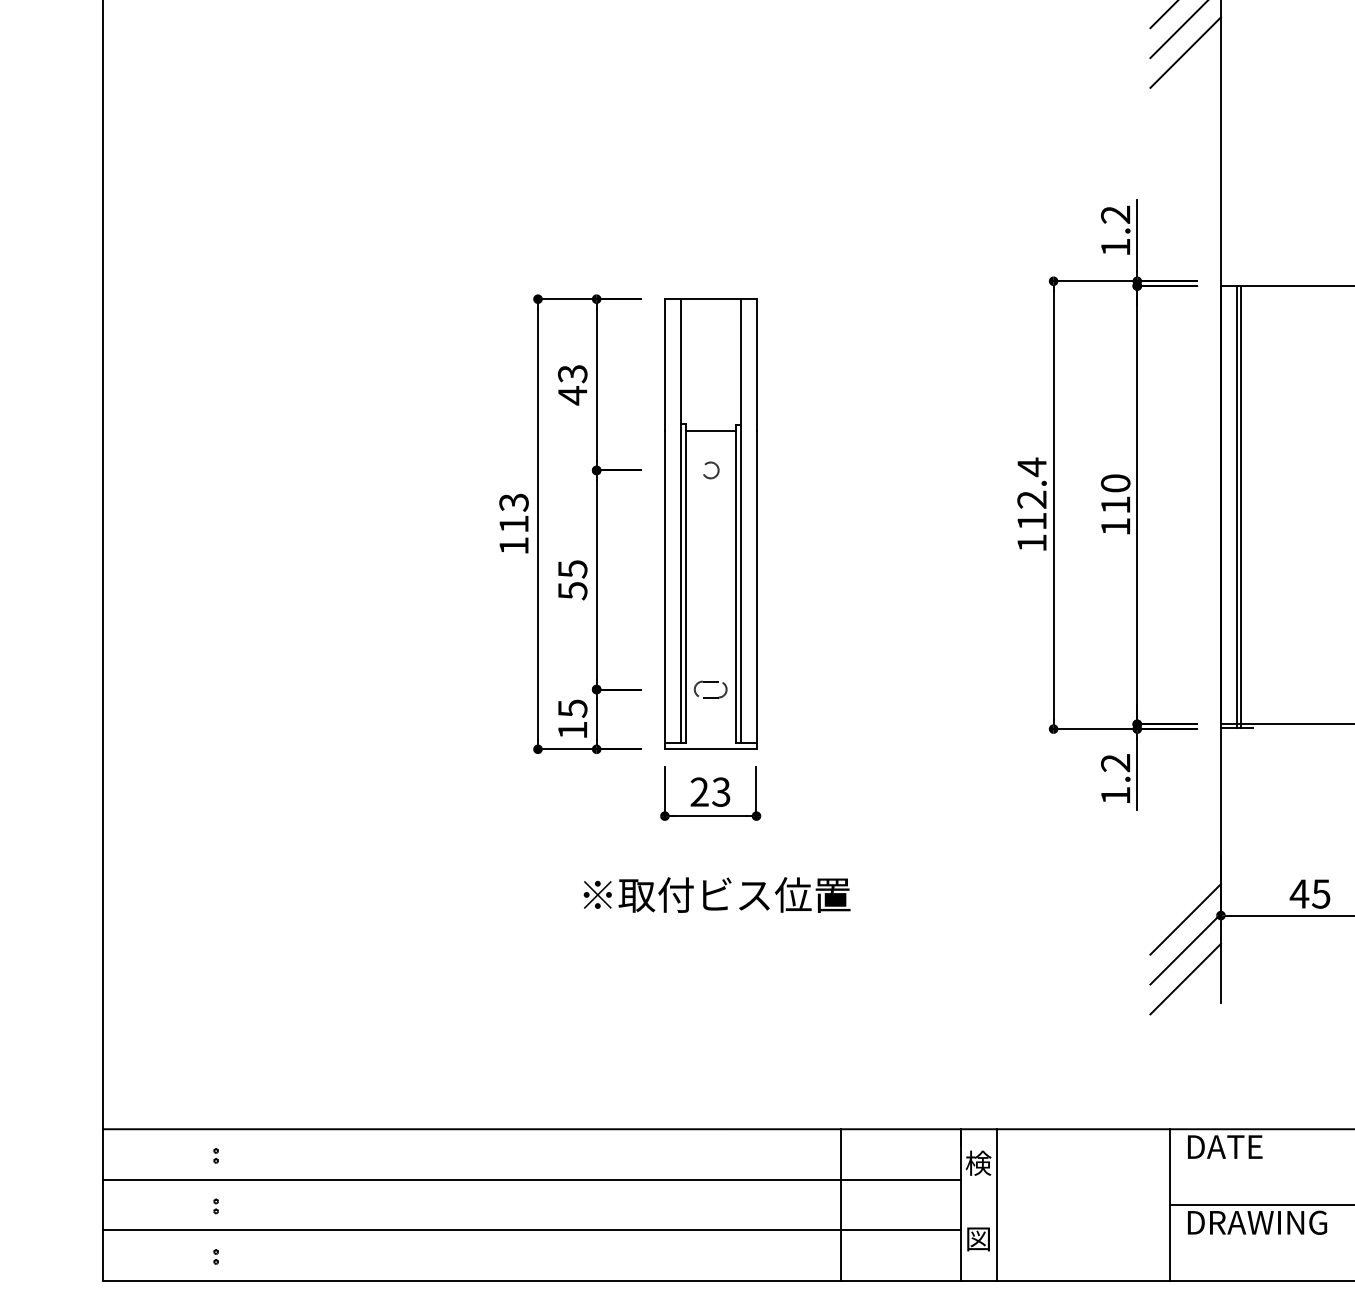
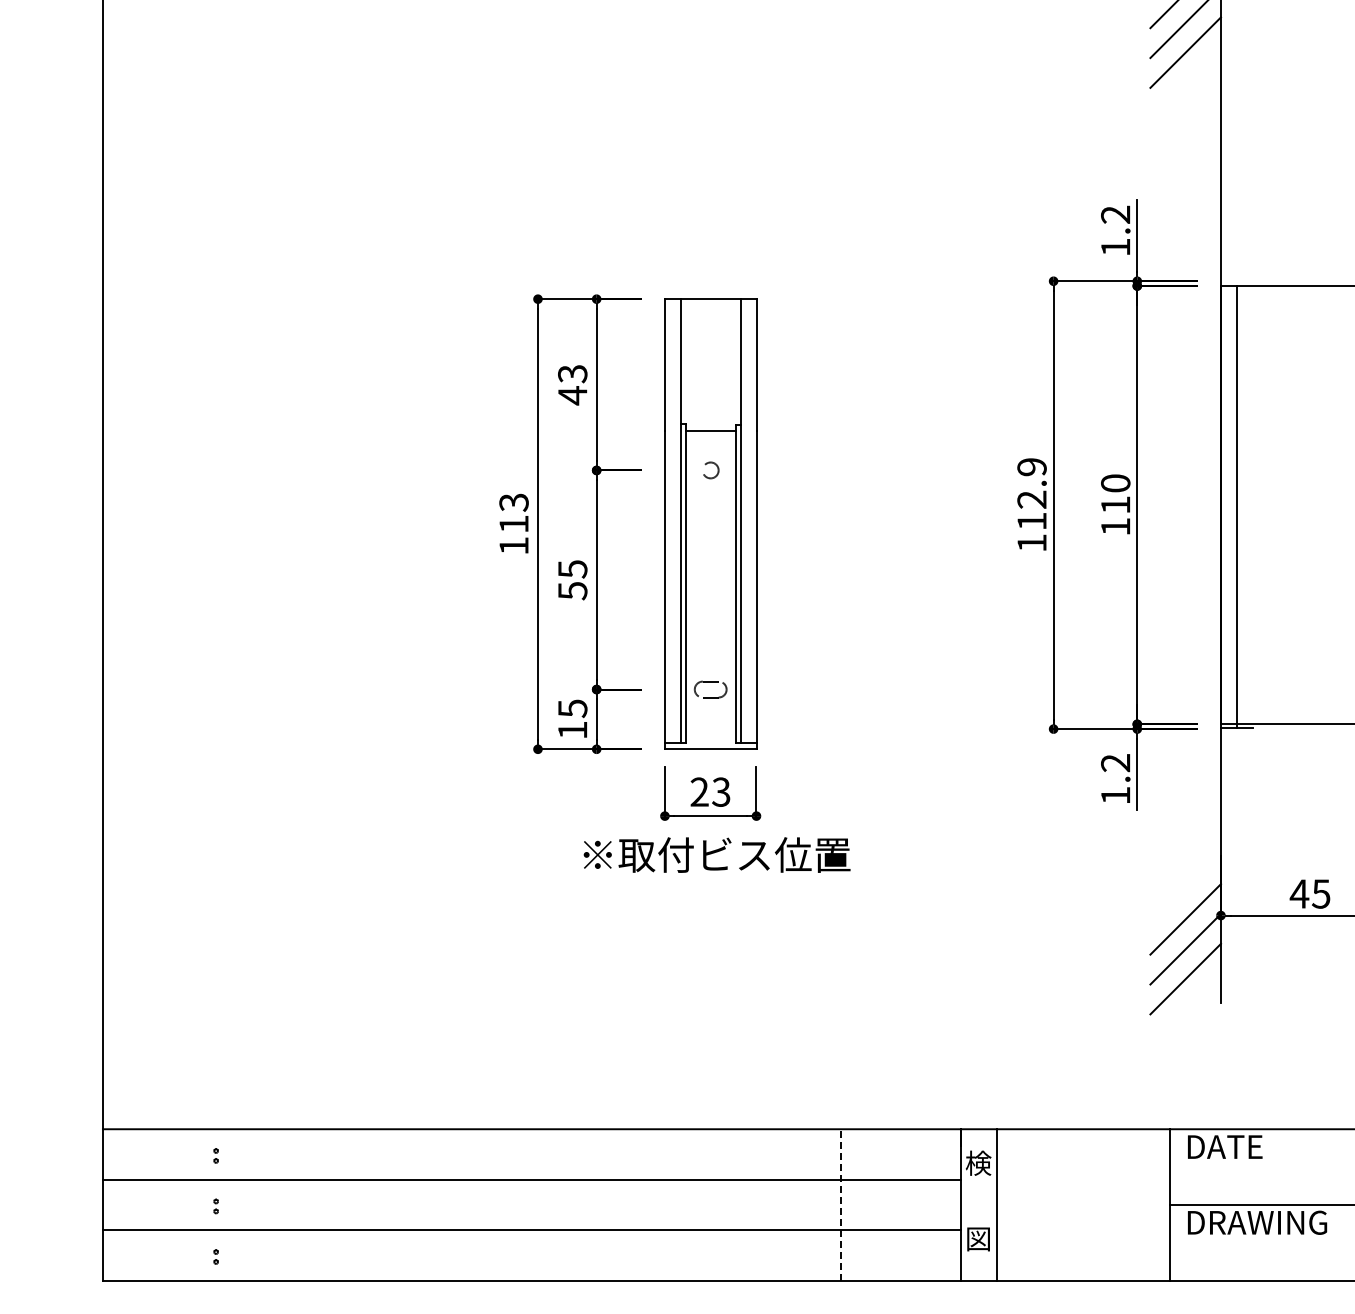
text: 112.4 -> 112.9 (1031, 467)
line: present -> none (1240, 507)
text position: (716, 894) -> (716, 854) (716, 854)
line: solid -> dashed (841, 1205)
